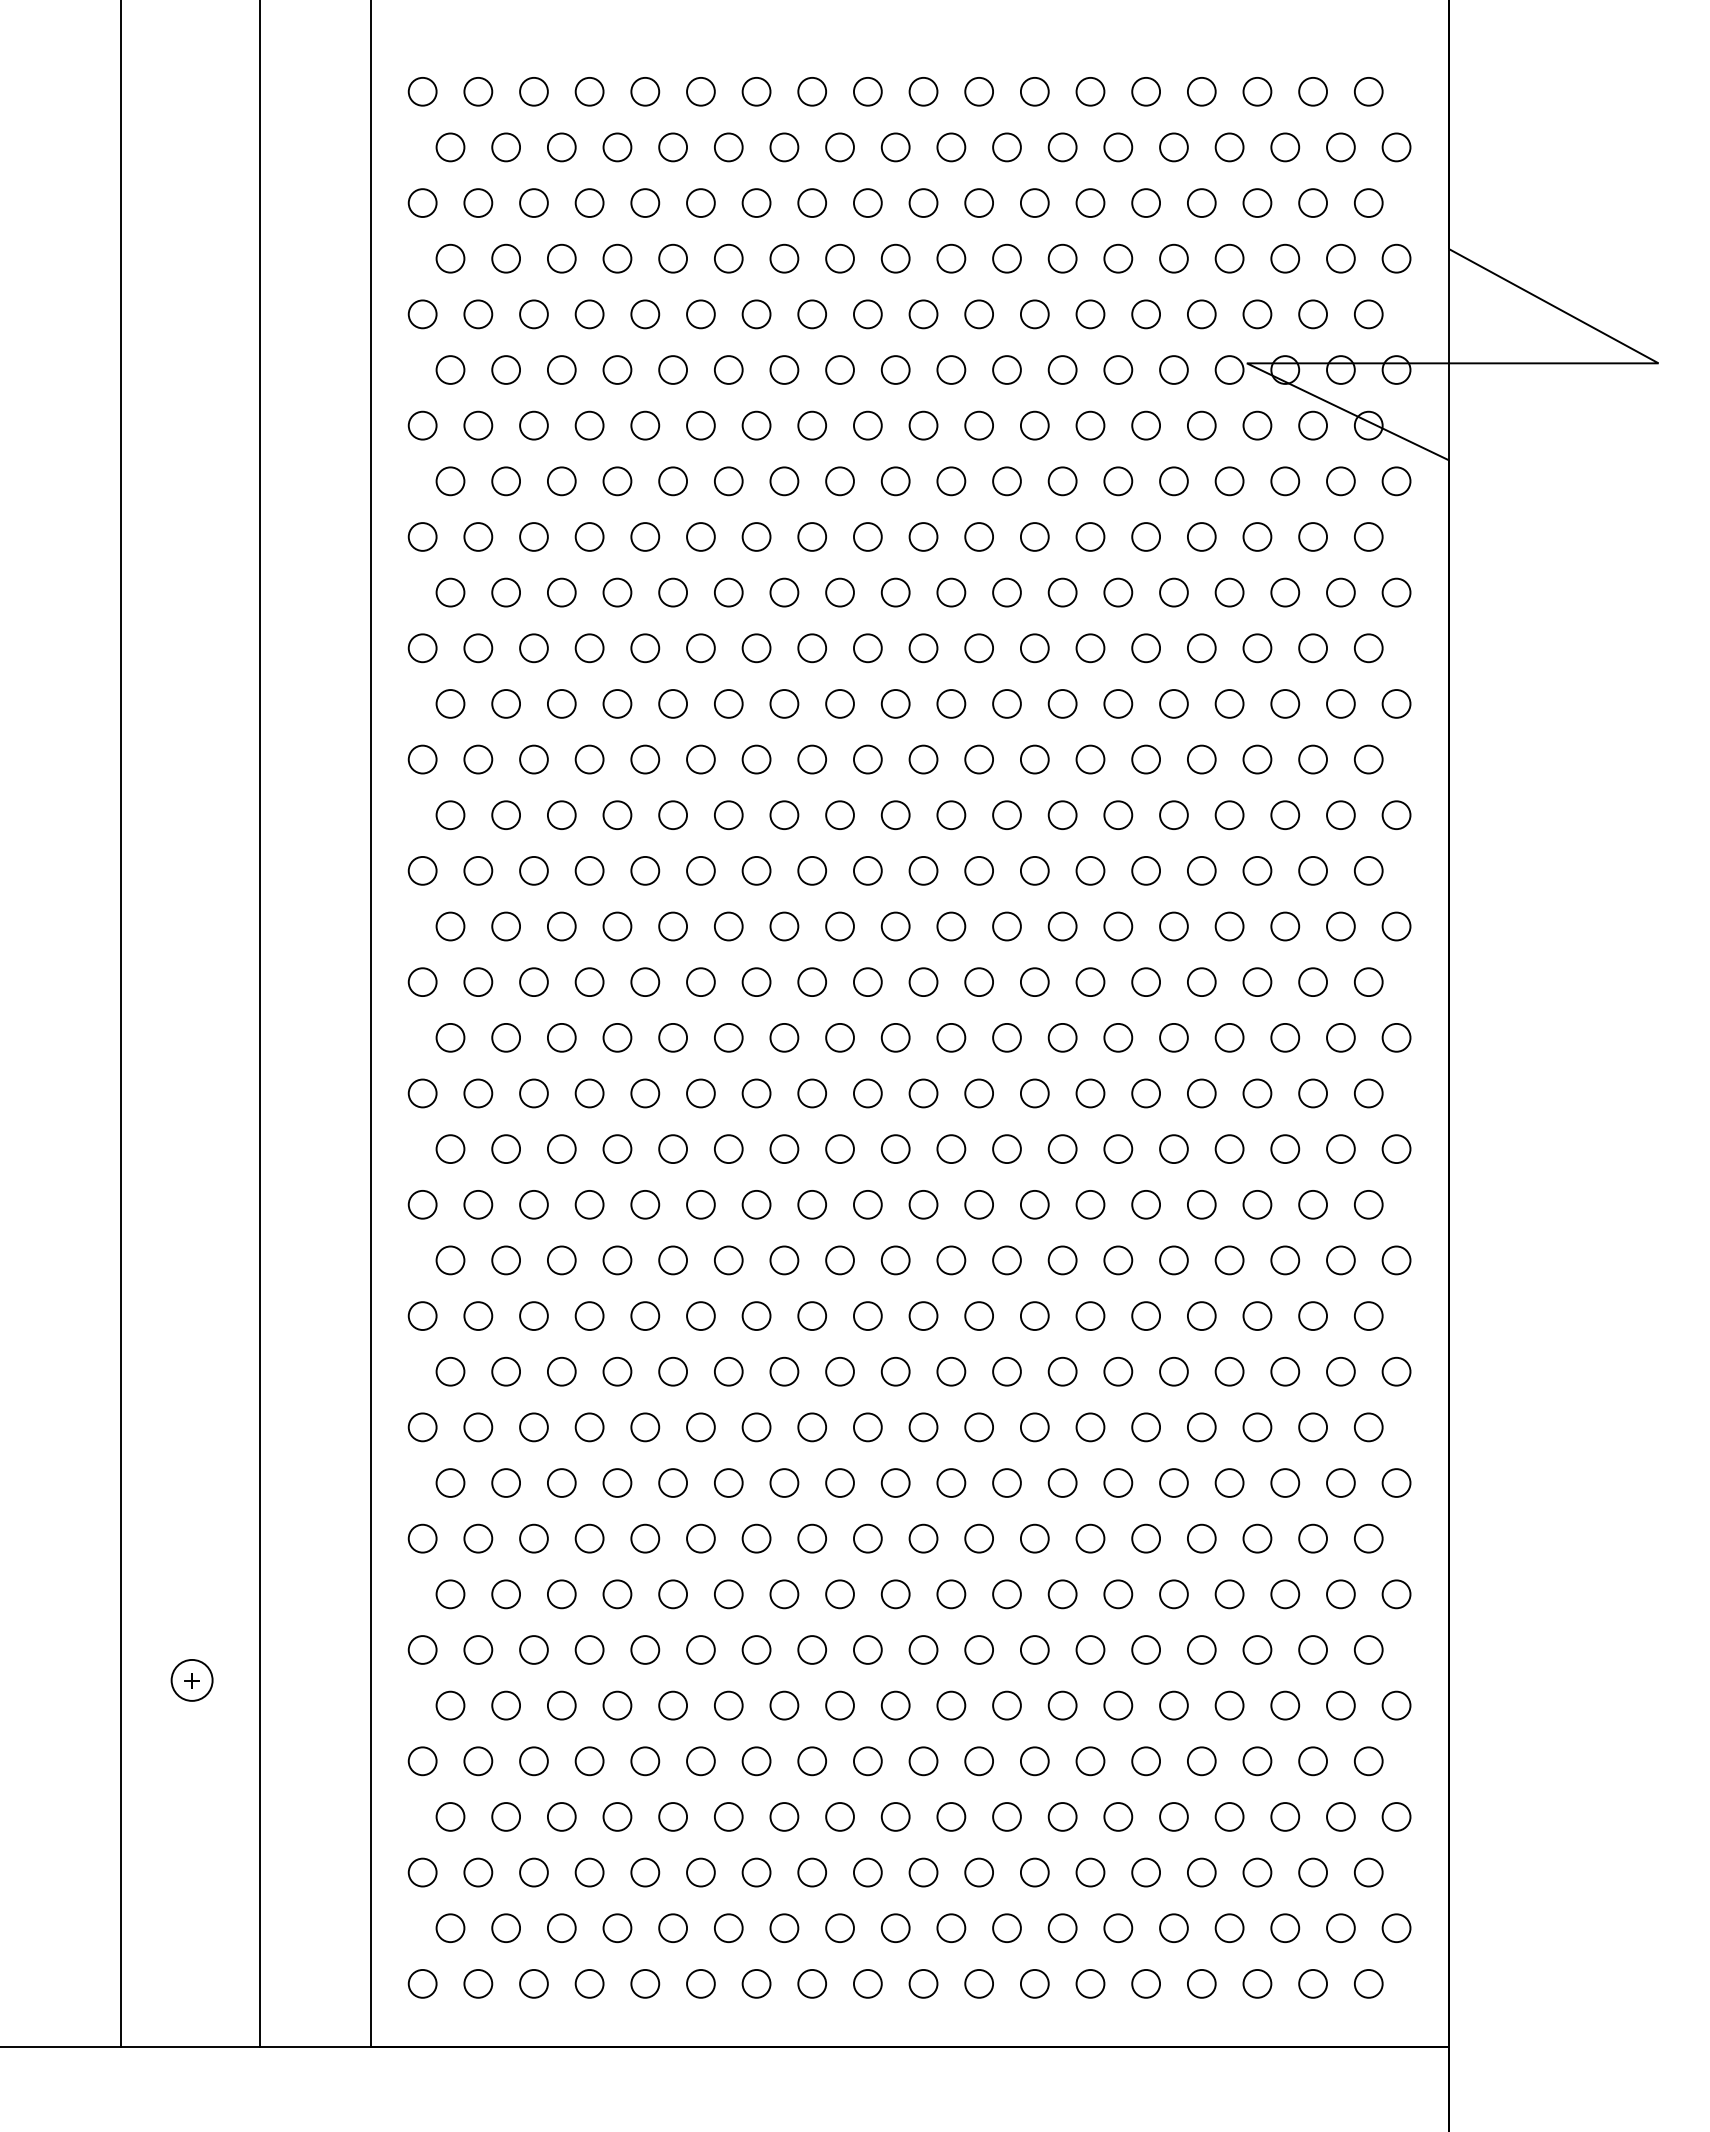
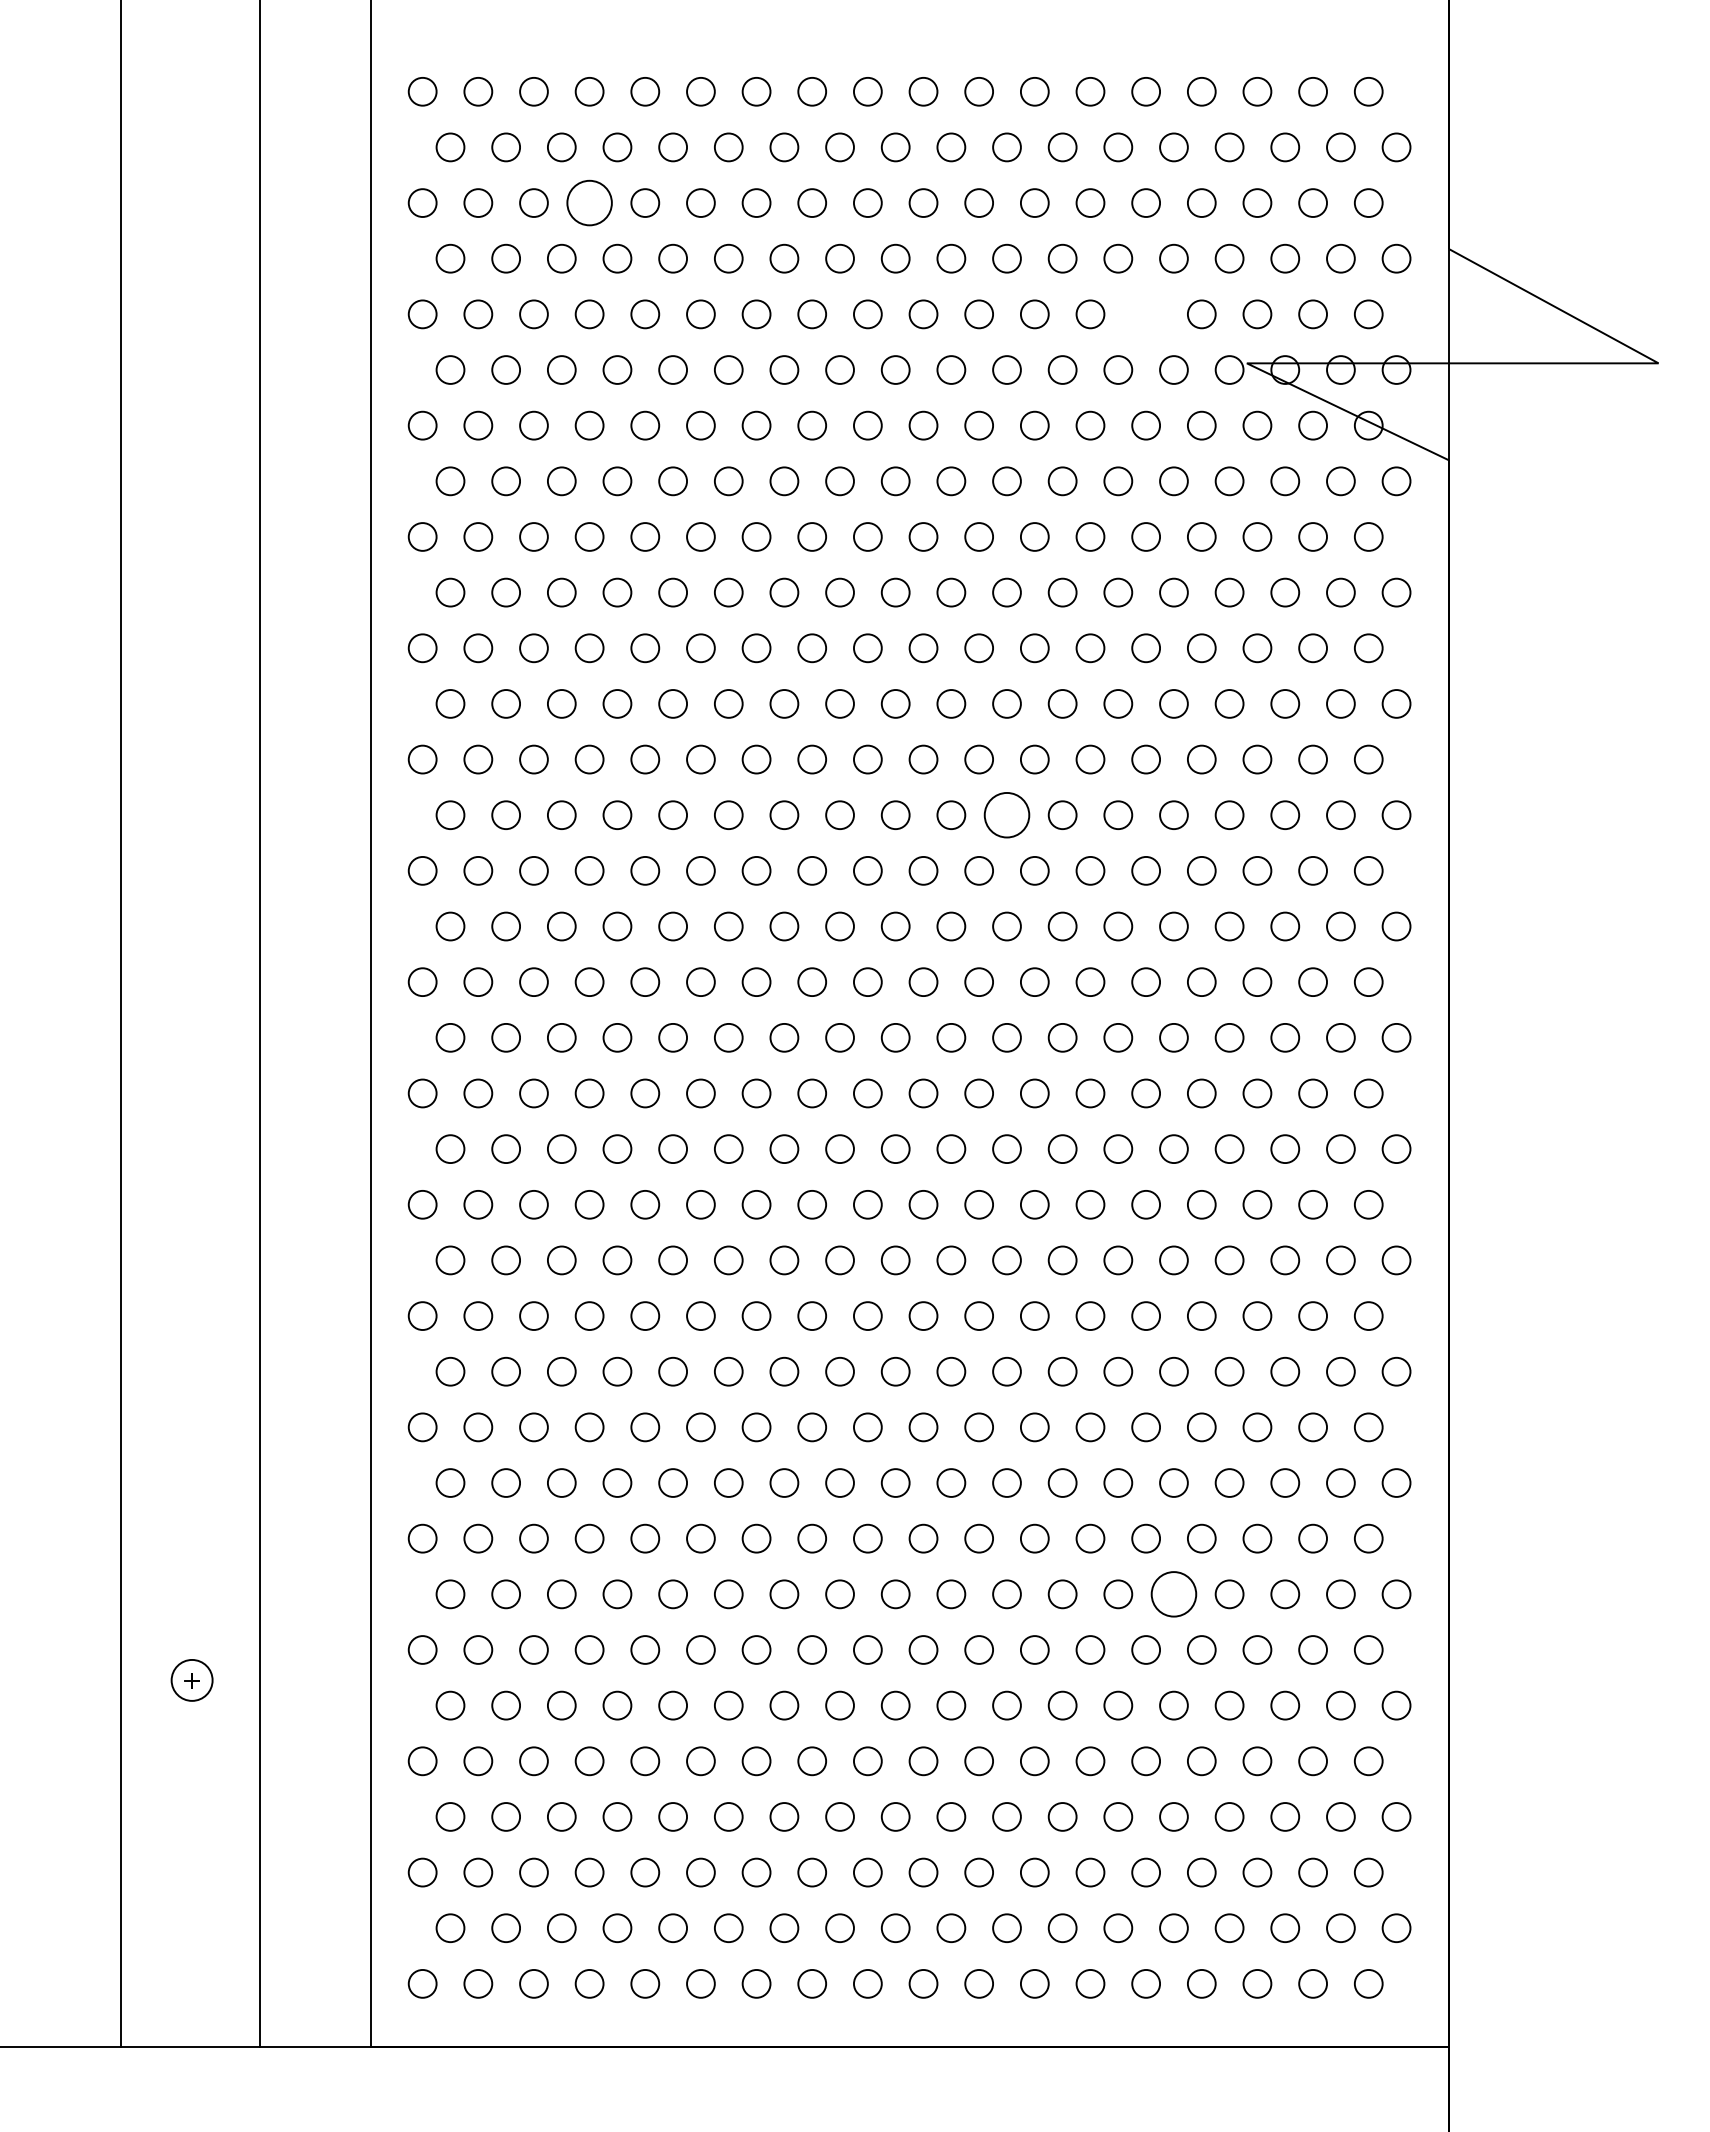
circle diameter: 28 px -> 45 px (589, 202)
circle: present -> none (1145, 314)
circle diameter: 28 px -> 45 px (1006, 814)
circle diameter: 28 px -> 45 px (1173, 1594)
